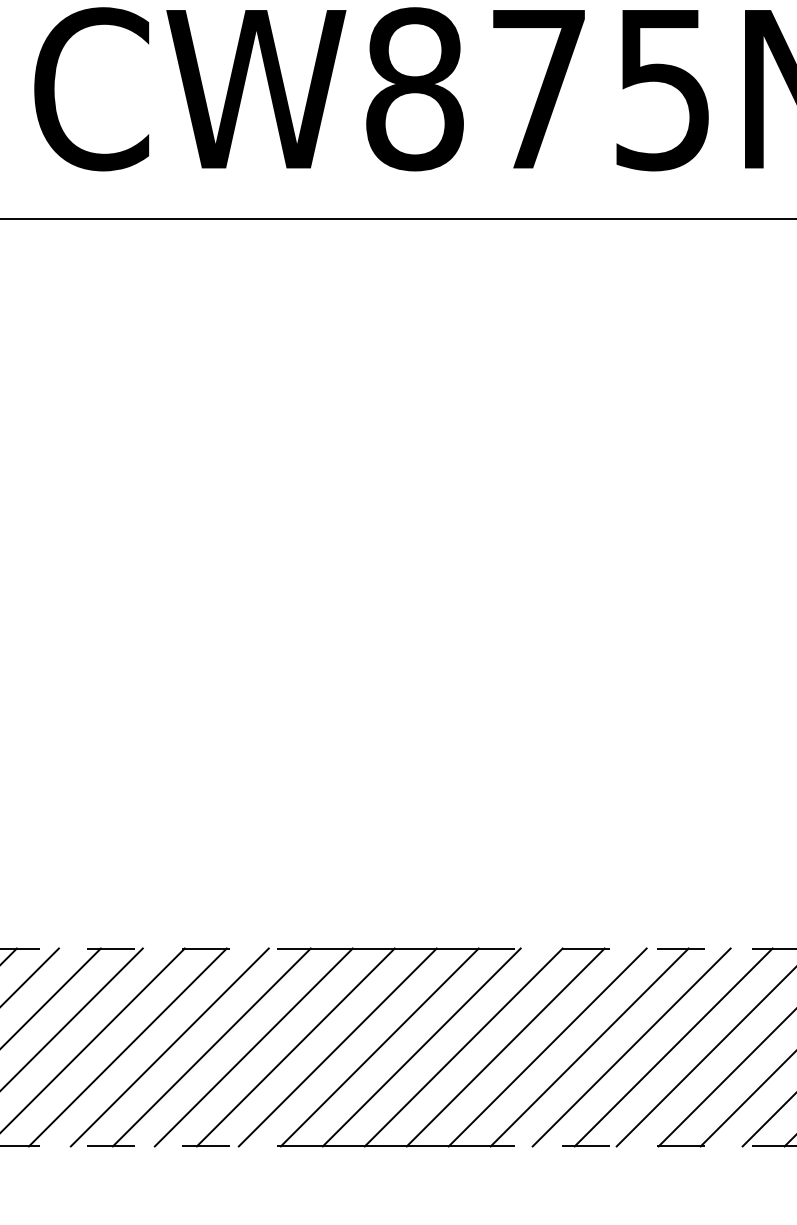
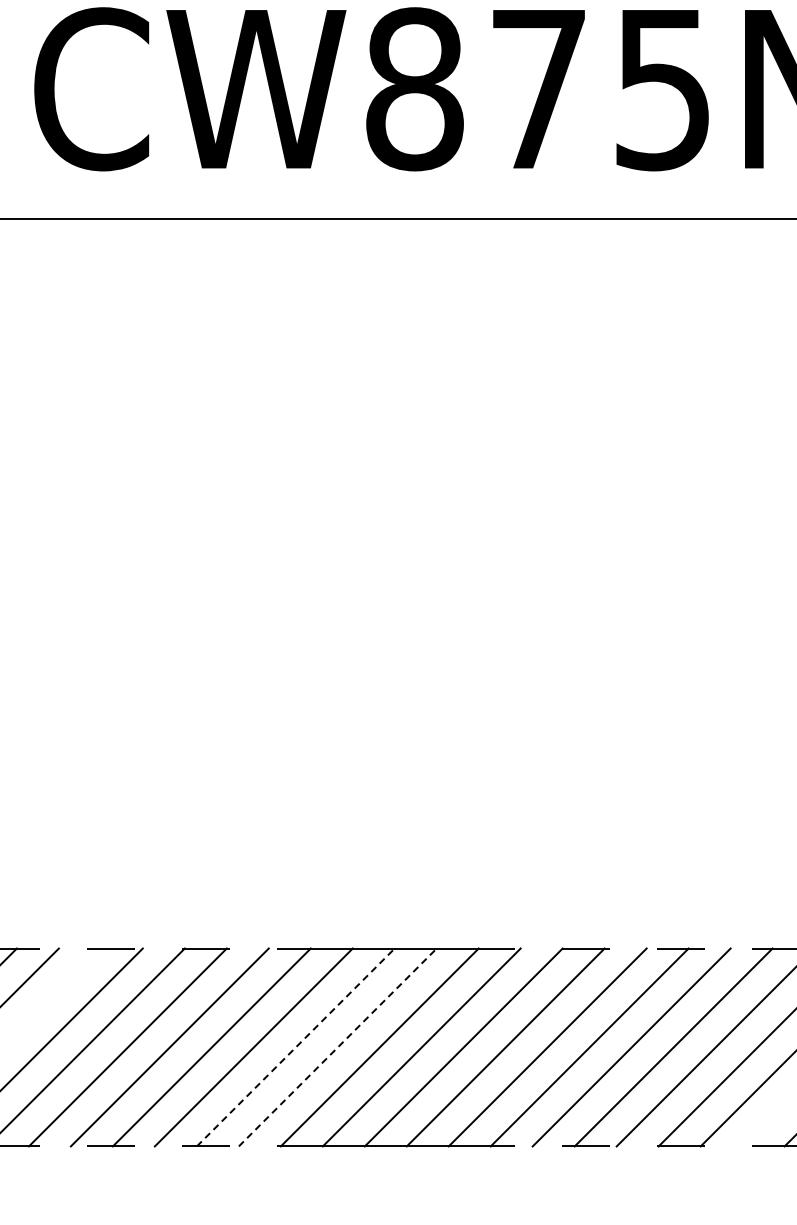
line: present -> none (51, 997)
line: solid -> dashed (295, 1047)
line: solid -> dashed (337, 1047)
line: present -> none (767, 1120)
